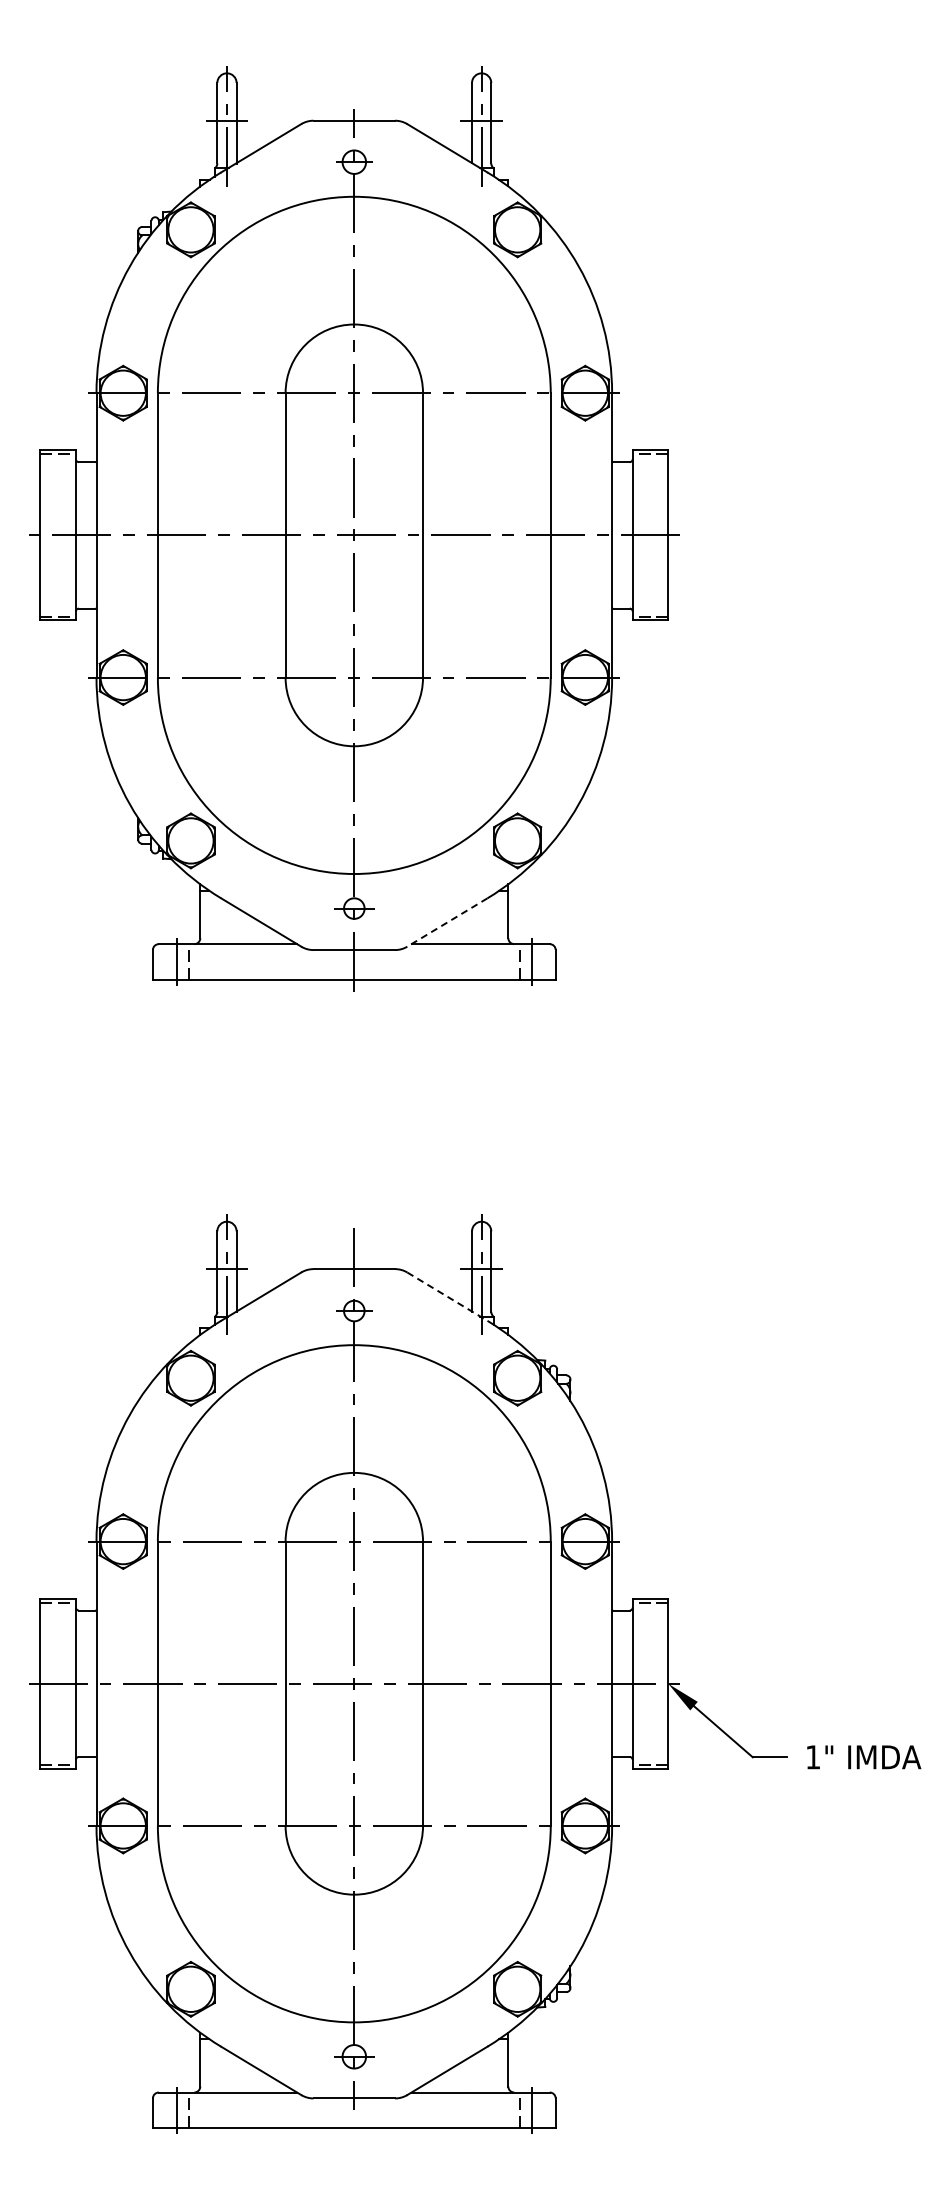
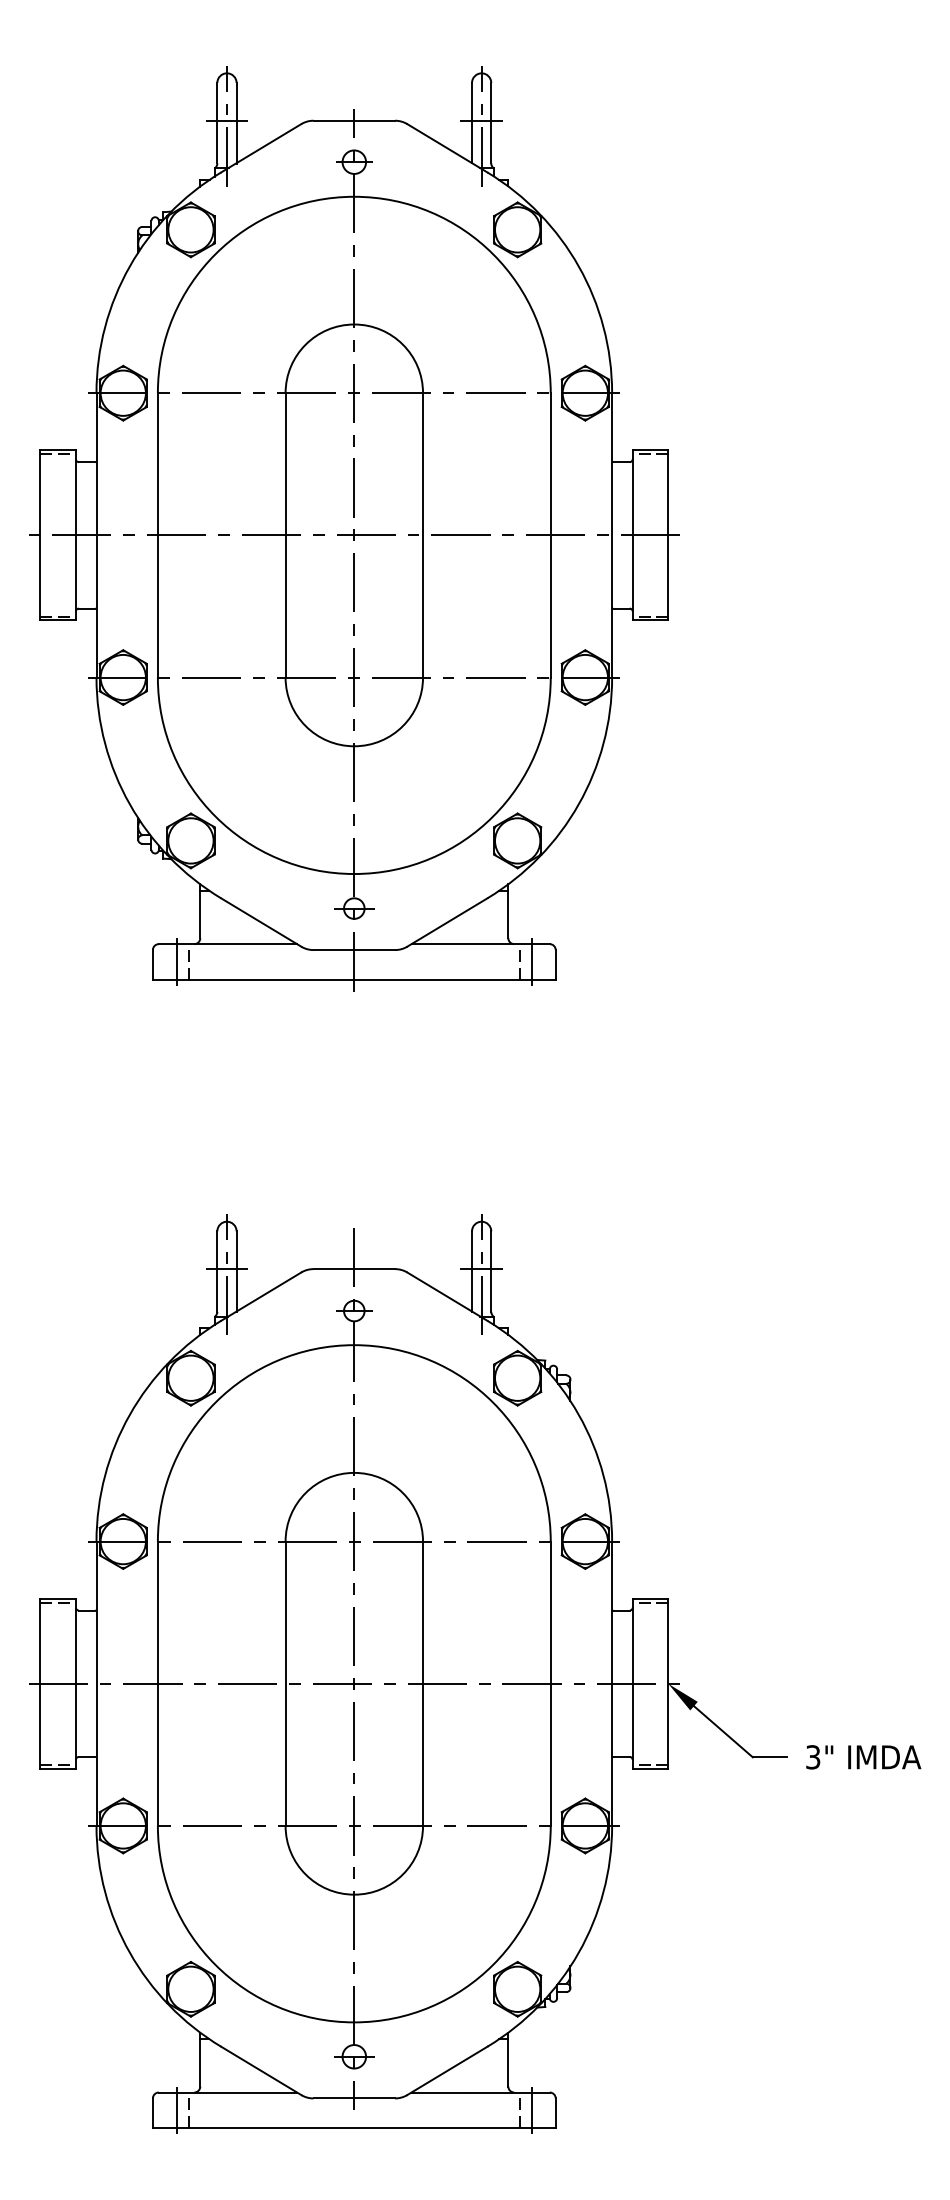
line: dashed -> solid (447, 922)
line: dashed -> solid (447, 1296)
text: 1" -> 3" (813, 1757)
